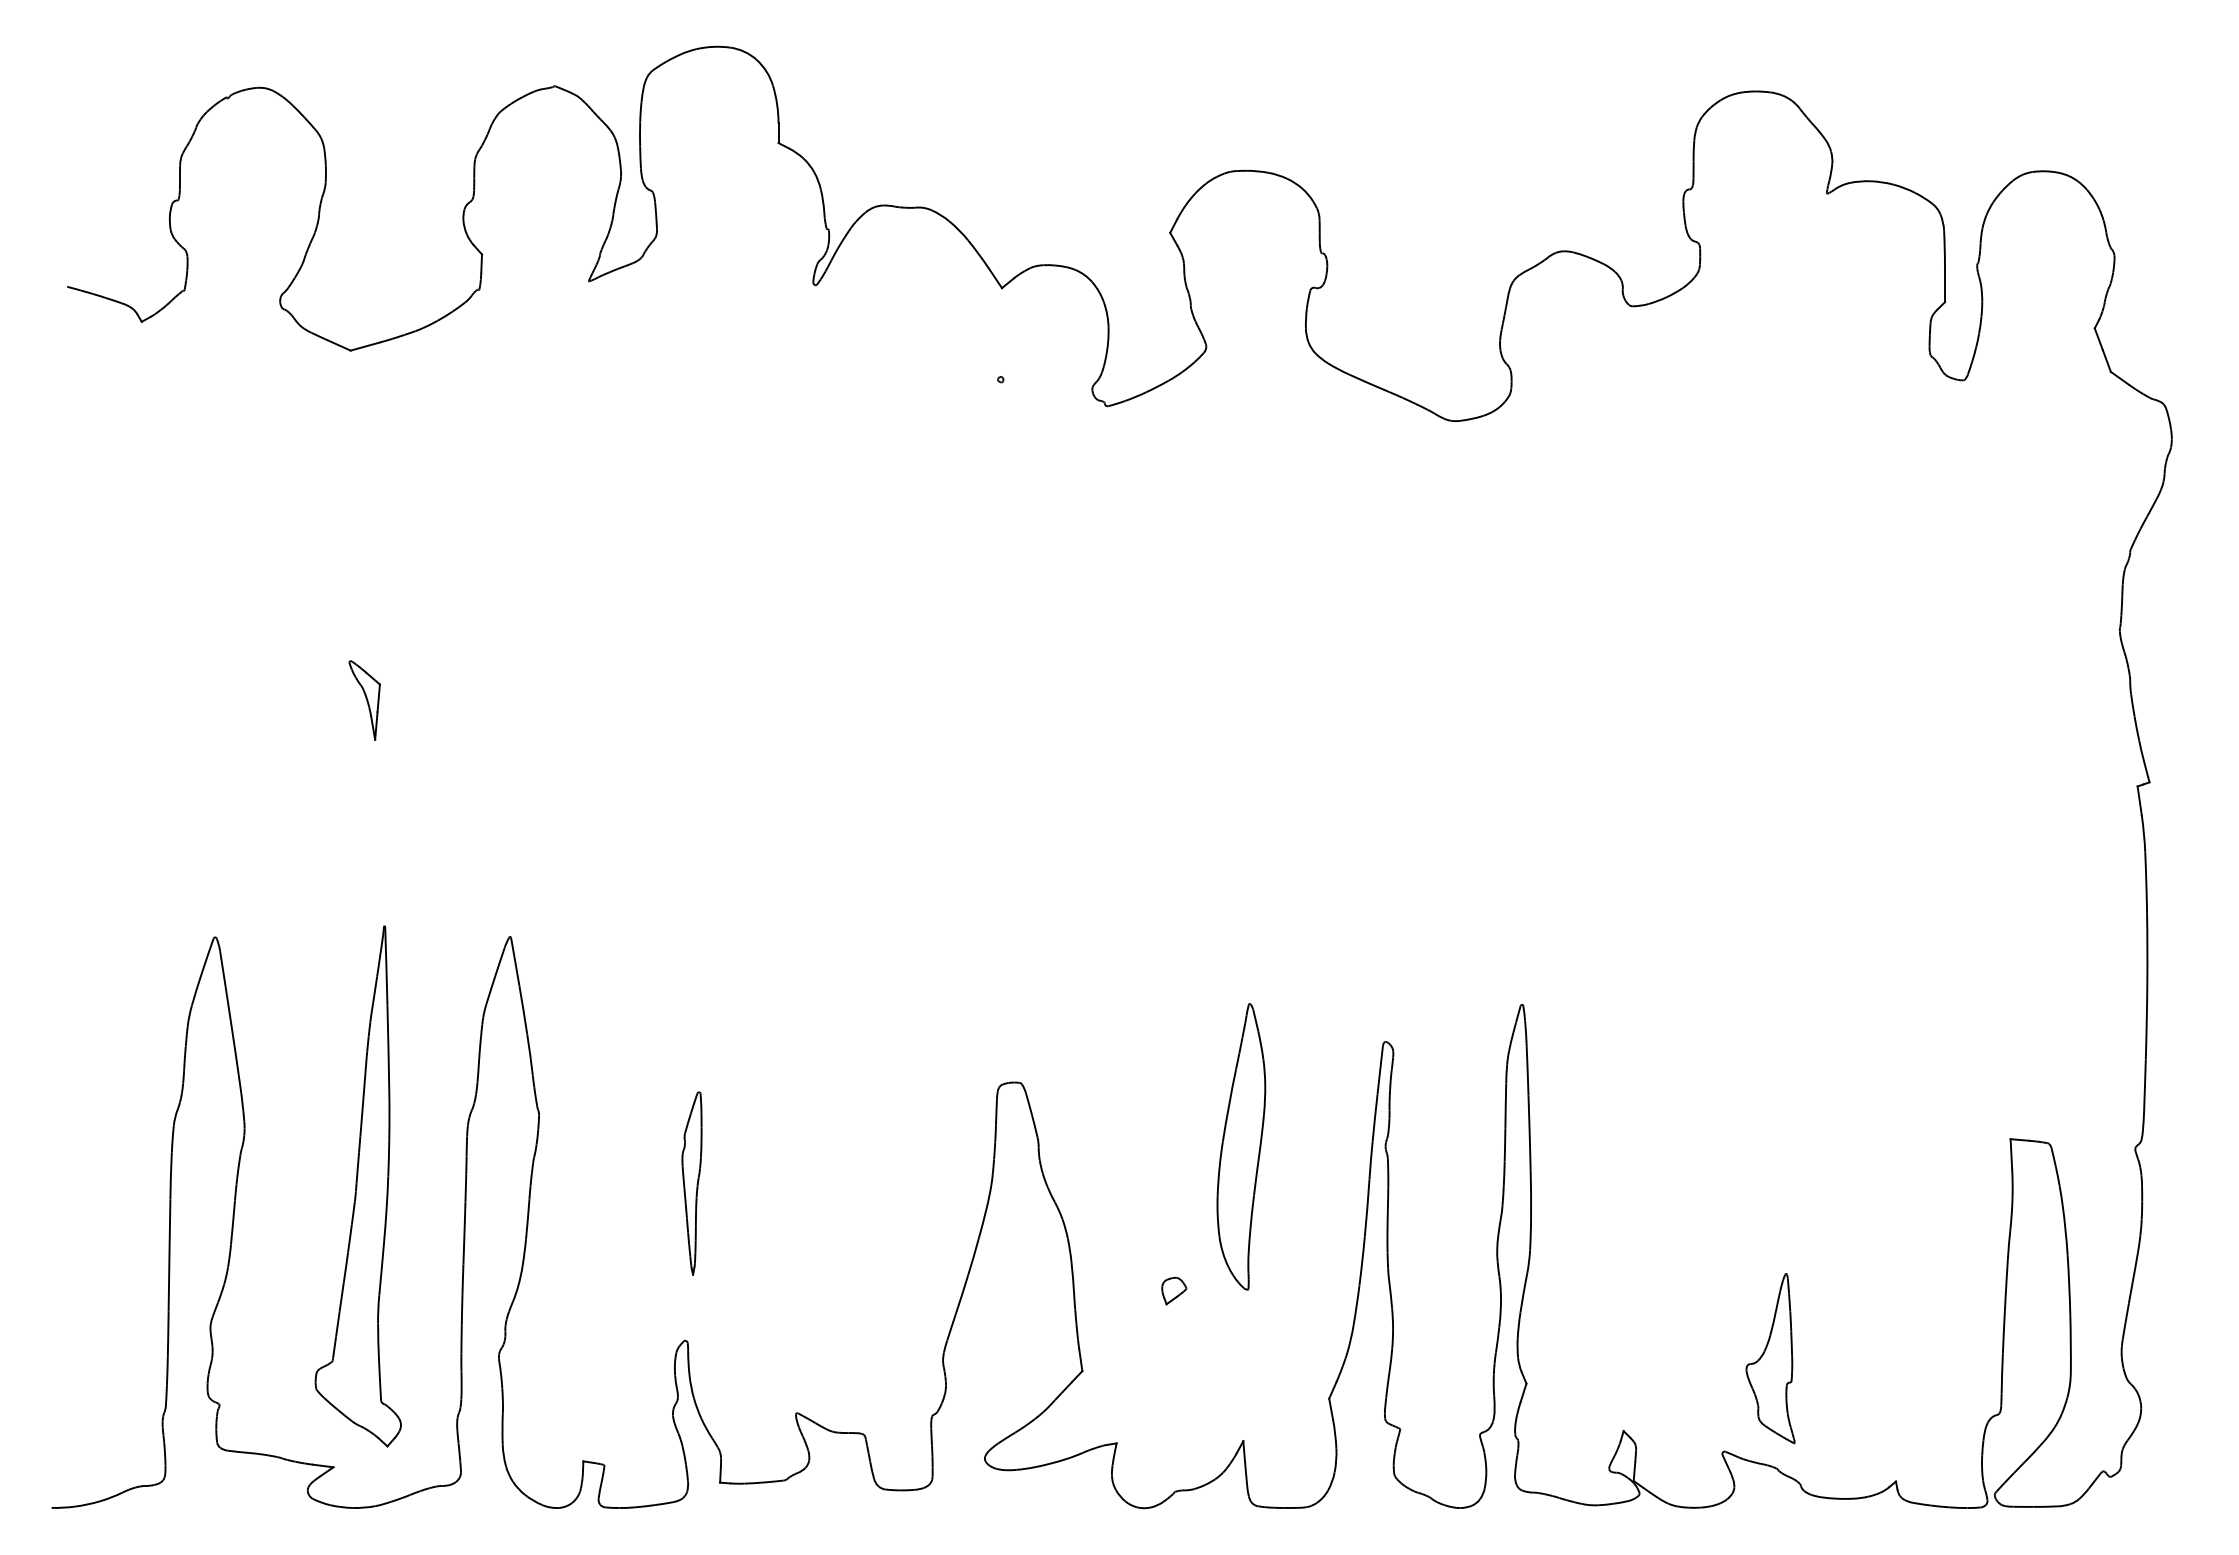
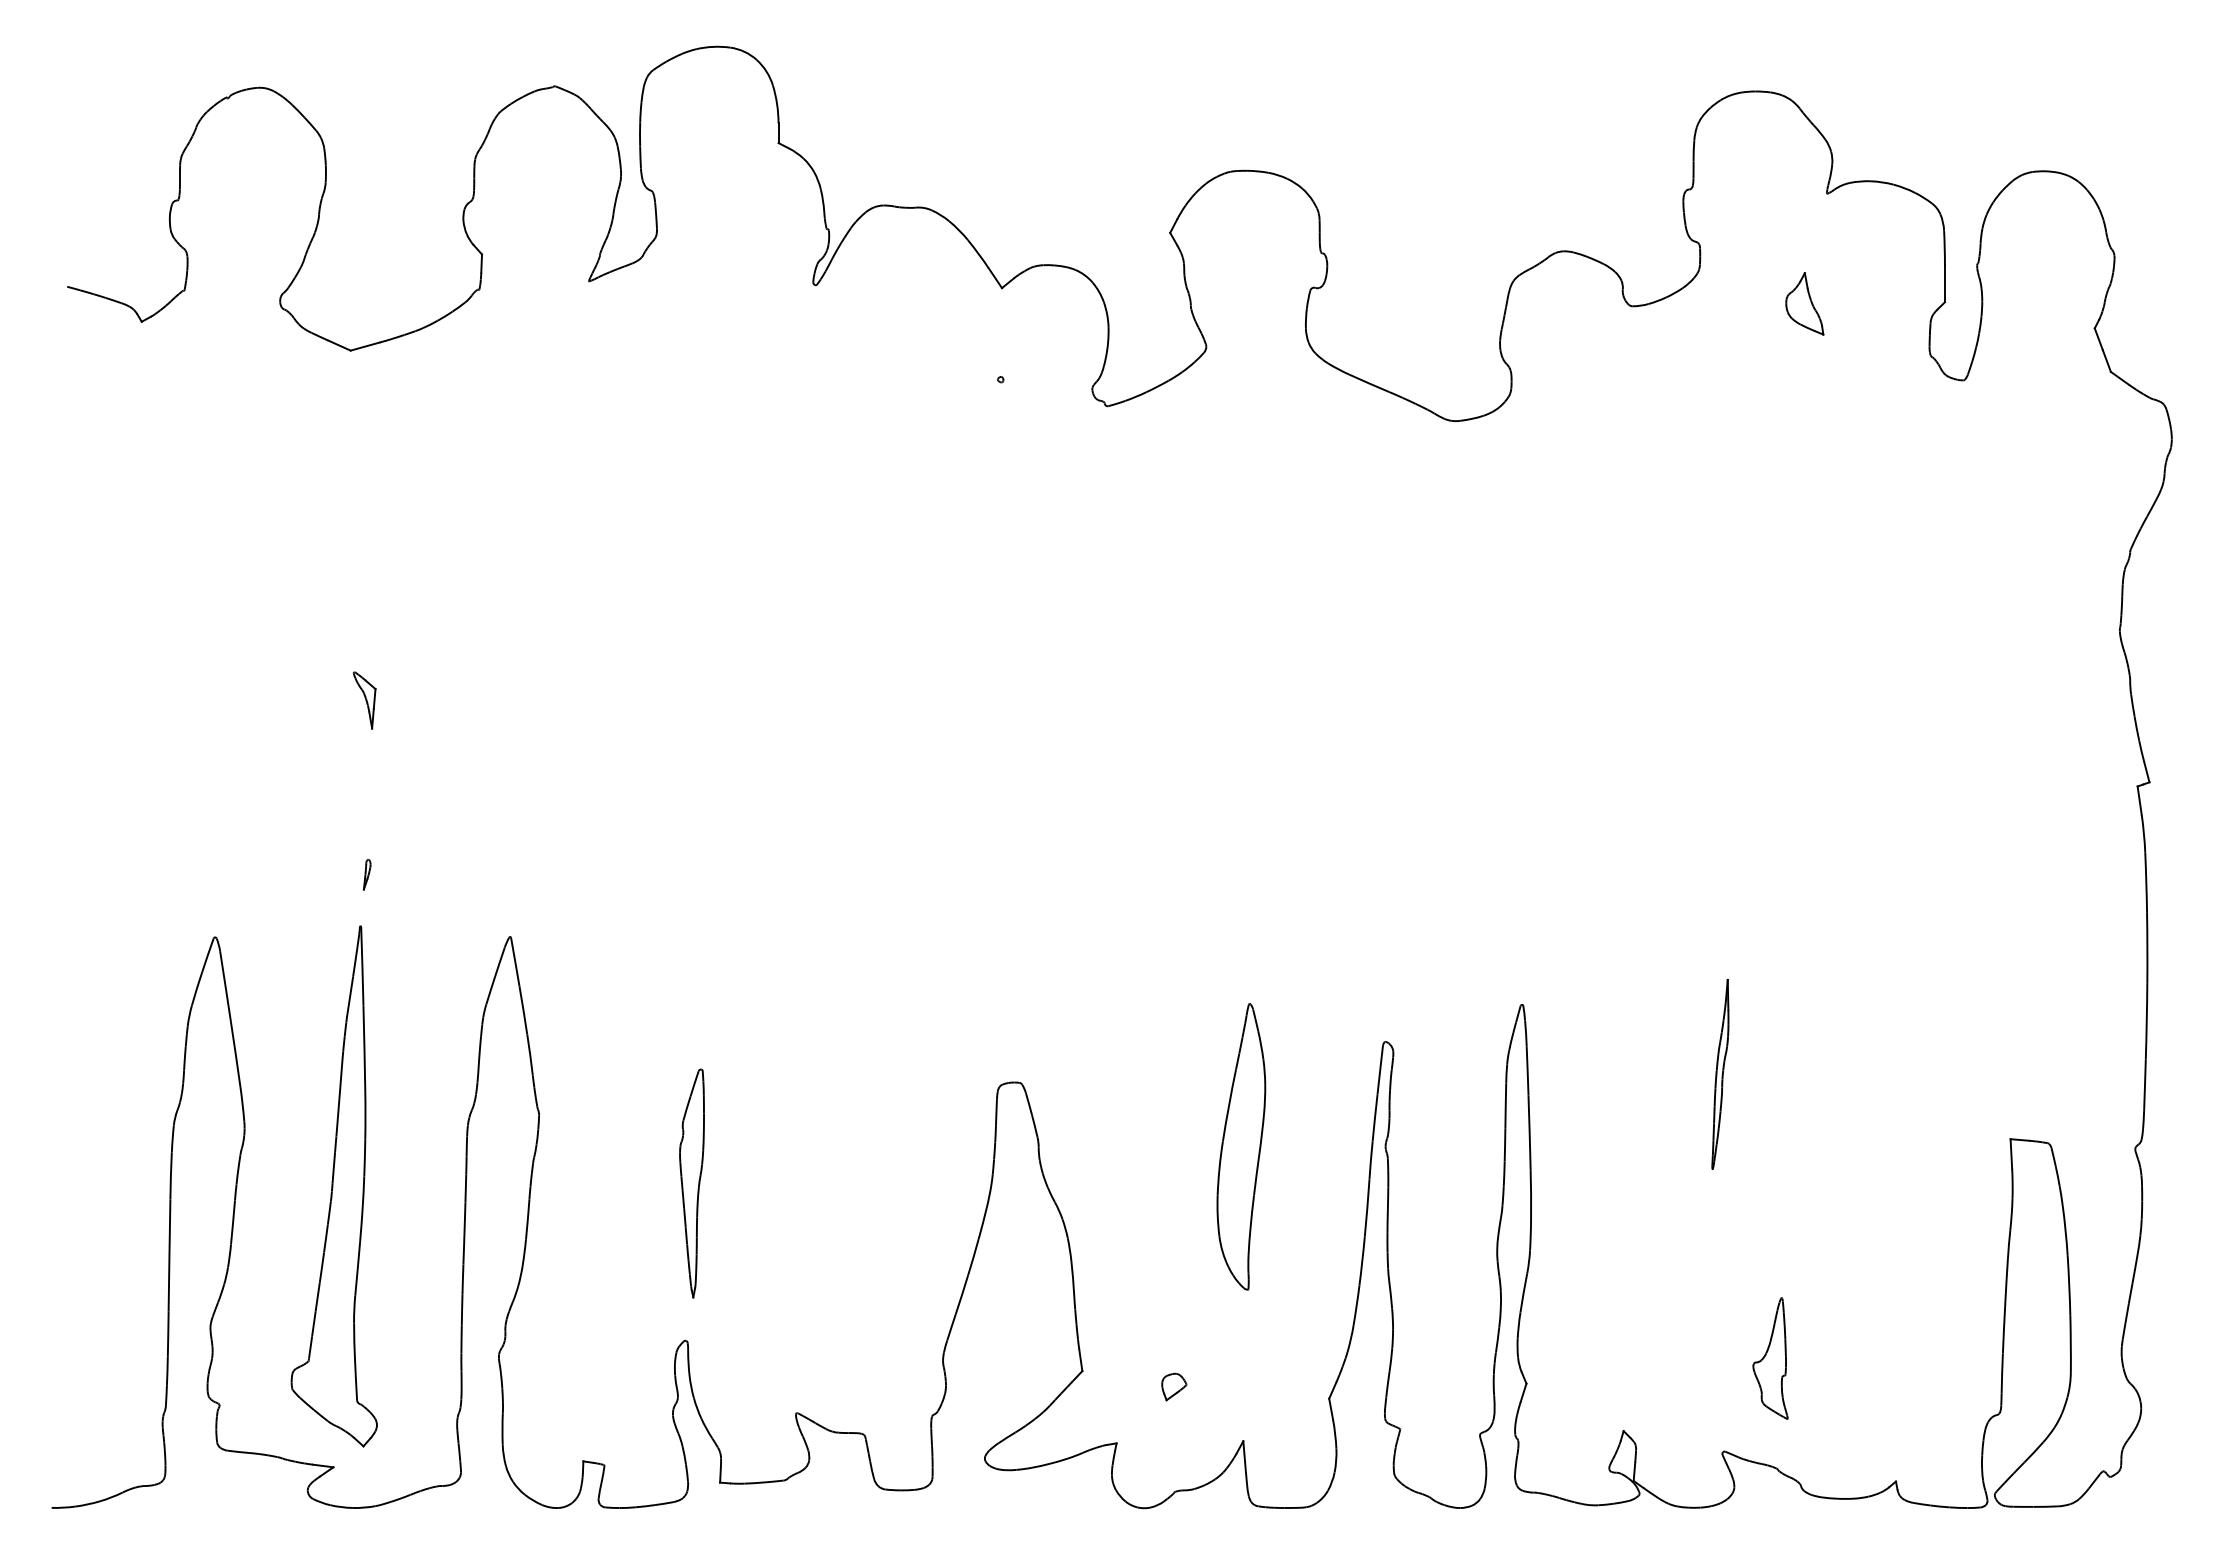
part: none -> present (1804, 303)
part size: 33x81 px -> 25x59 px (364, 700)
part: none -> present (366, 874)
part: none -> present (1720, 1074)
part size: 22x185 px -> 26x231 px (691, 1183)
part position: (357, 1186) -> (333, 1186) (333, 1186)
part position: (1174, 1290) -> (1174, 1386) (1174, 1386)
part size: 51x172 px -> 37x123 px (1770, 1358)
